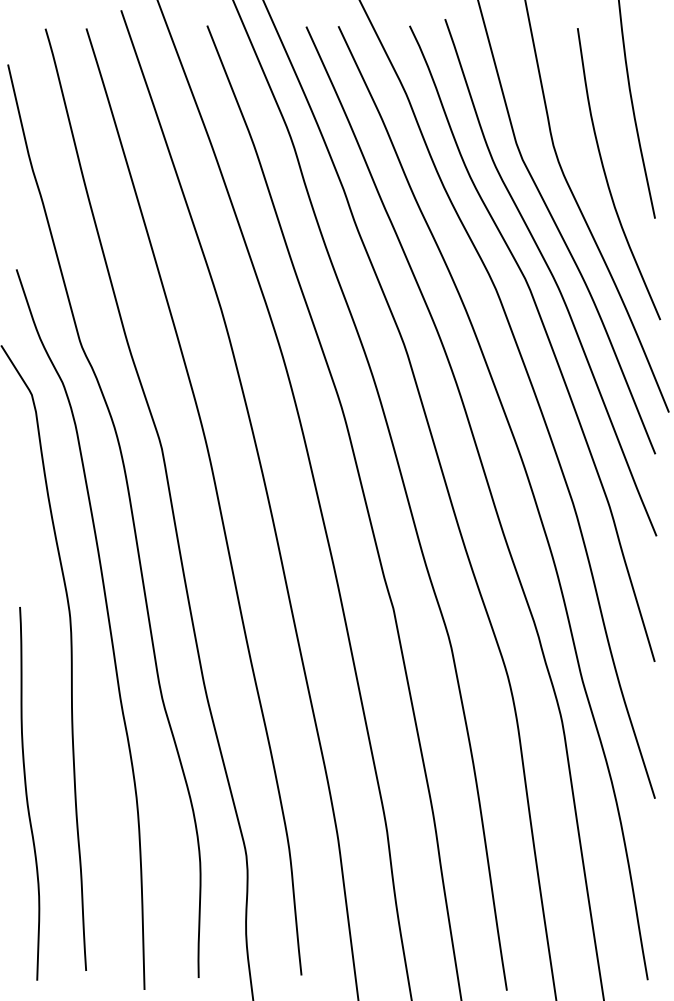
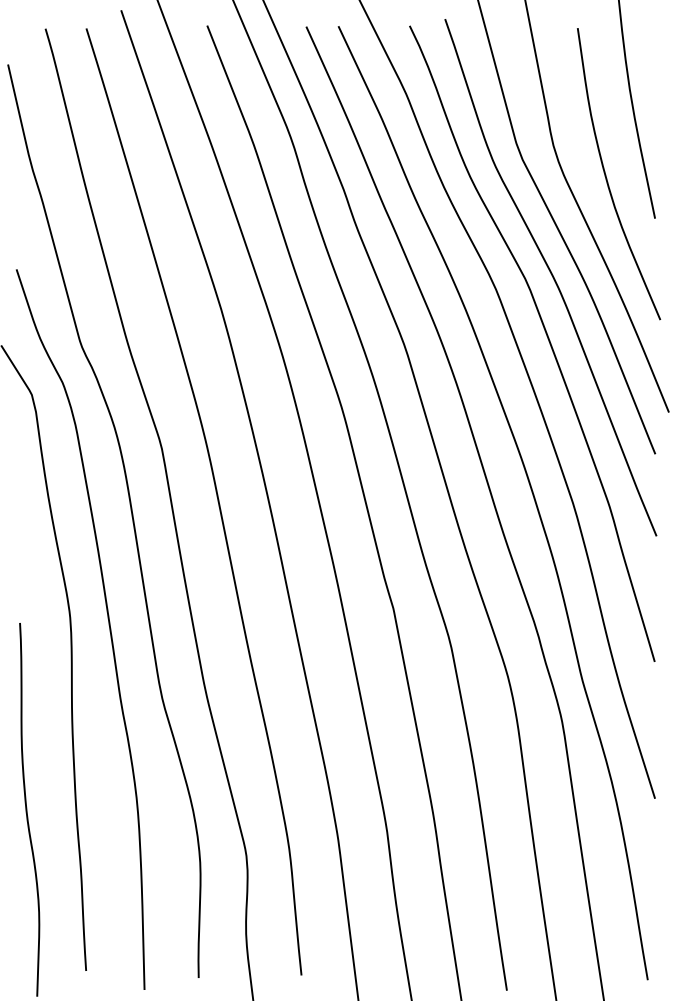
curve position: (27, 793) -> (27, 809) (27, 809)
